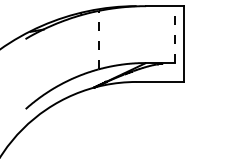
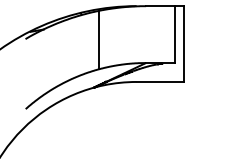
line: dashed -> solid (174, 34)
line: dashed -> solid (98, 39)
